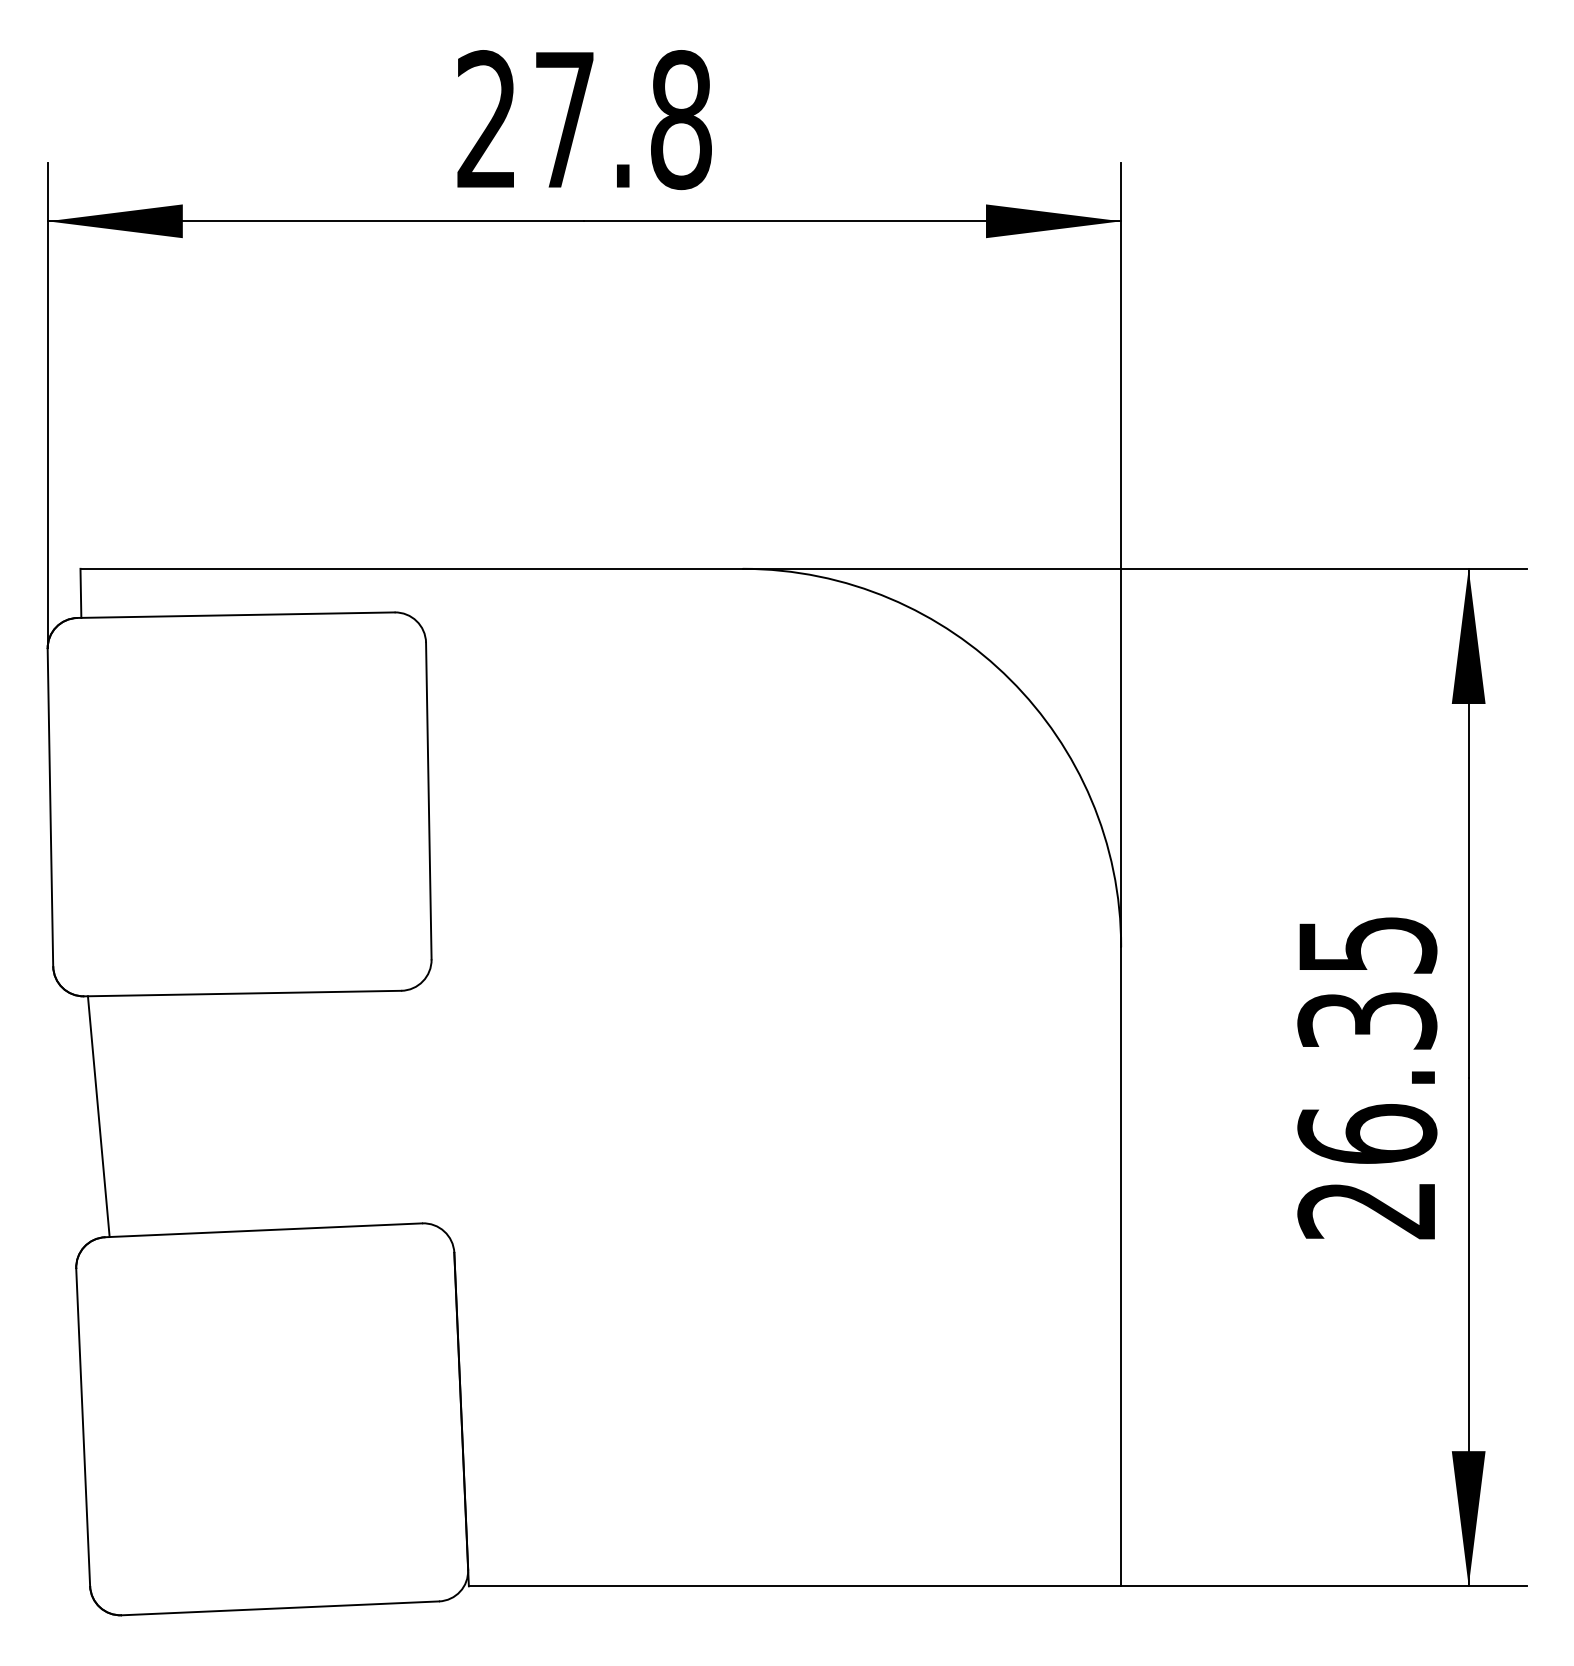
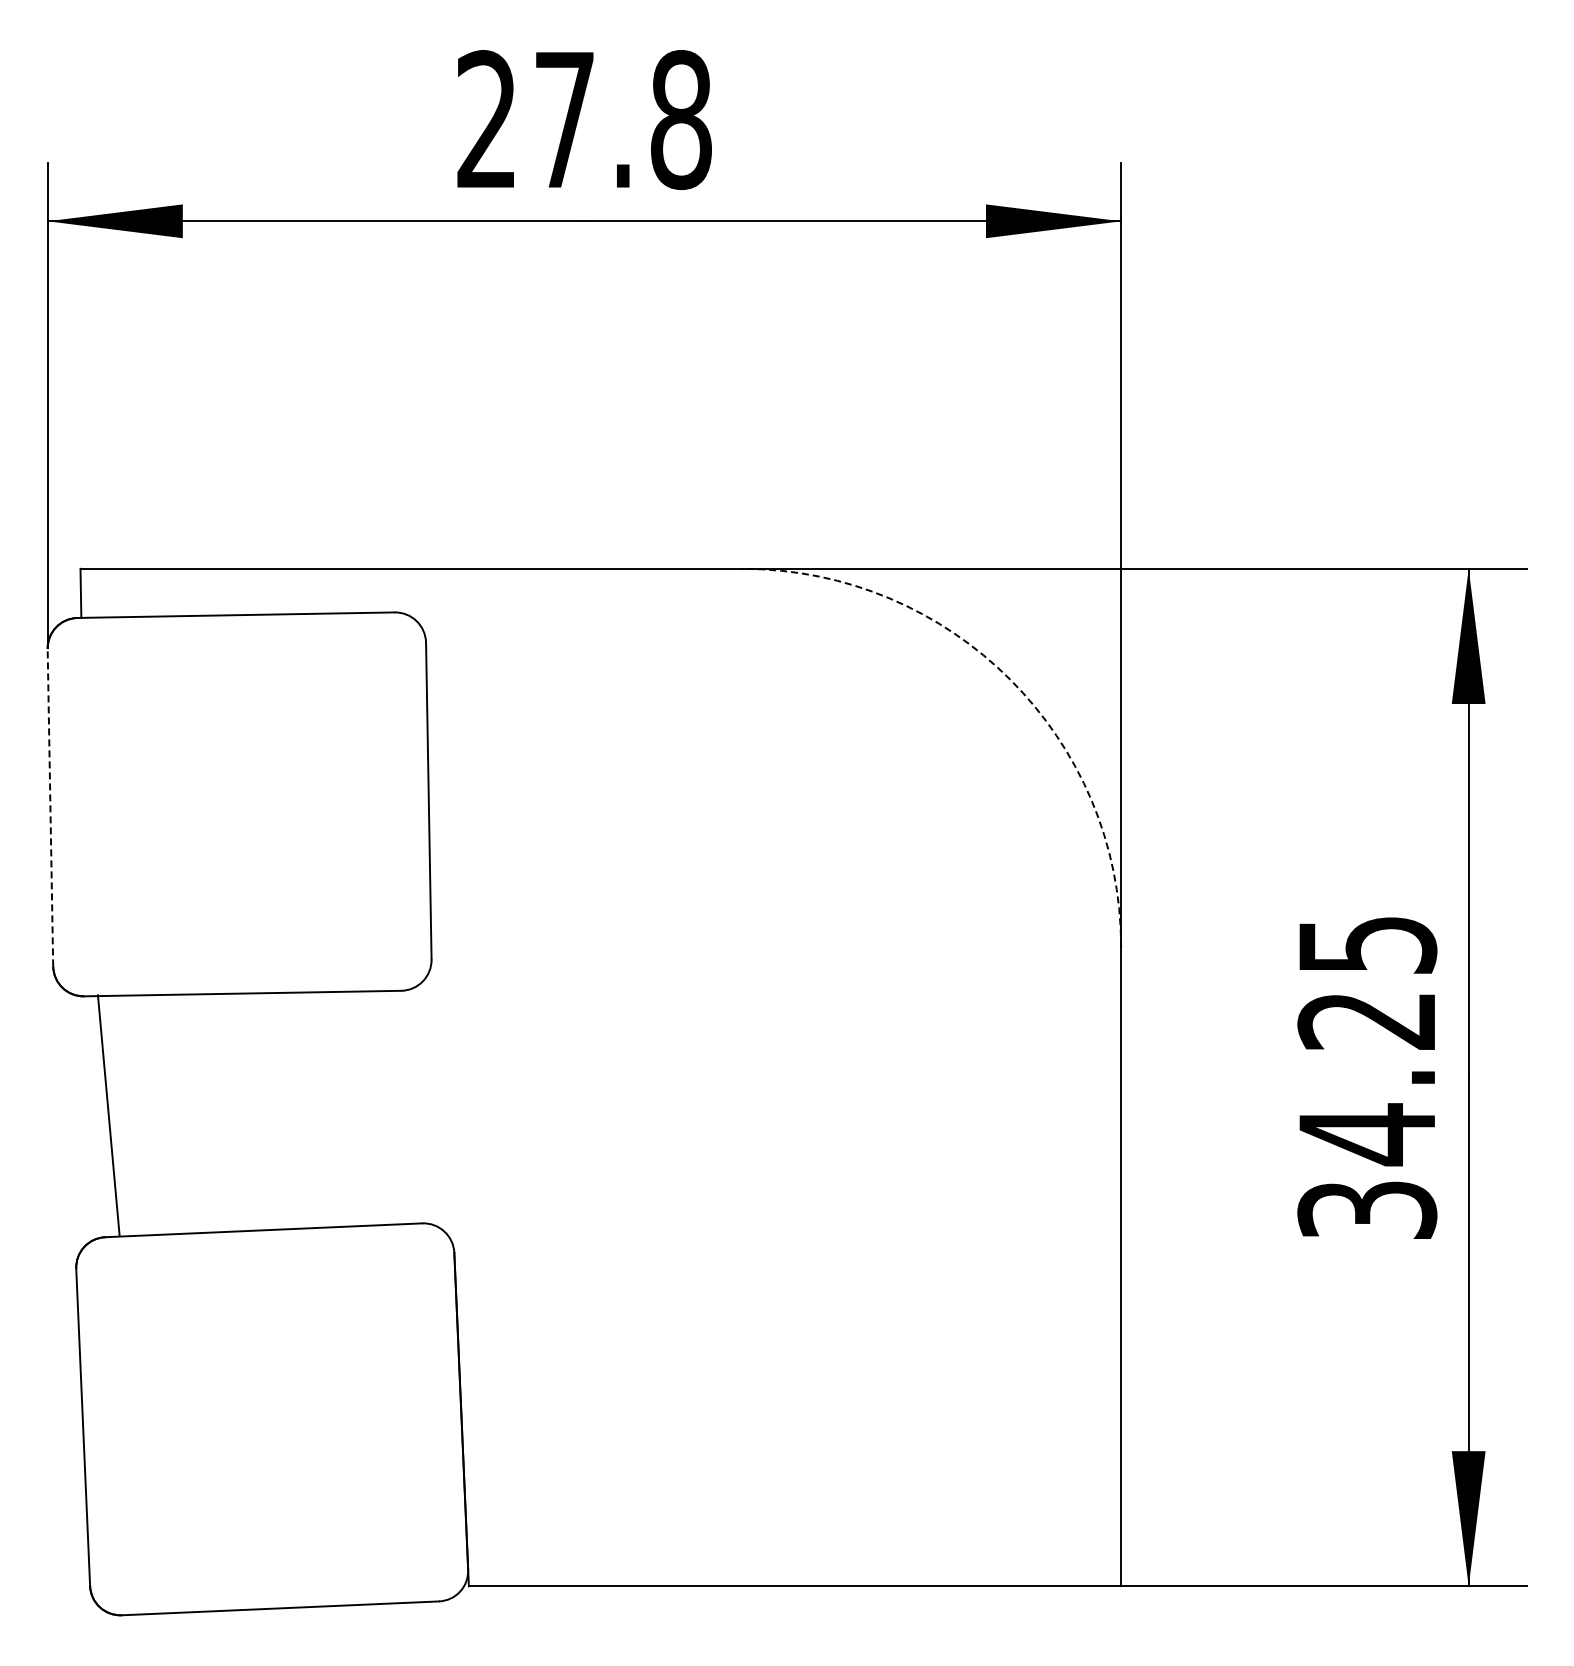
arc: solid -> dashed (1010, 679)
line: solid -> dashed (50, 807)
text: 26.35 -> 34.25 (1367, 1115)
line position: (98, 1116) -> (108, 1115) (108, 1115)
